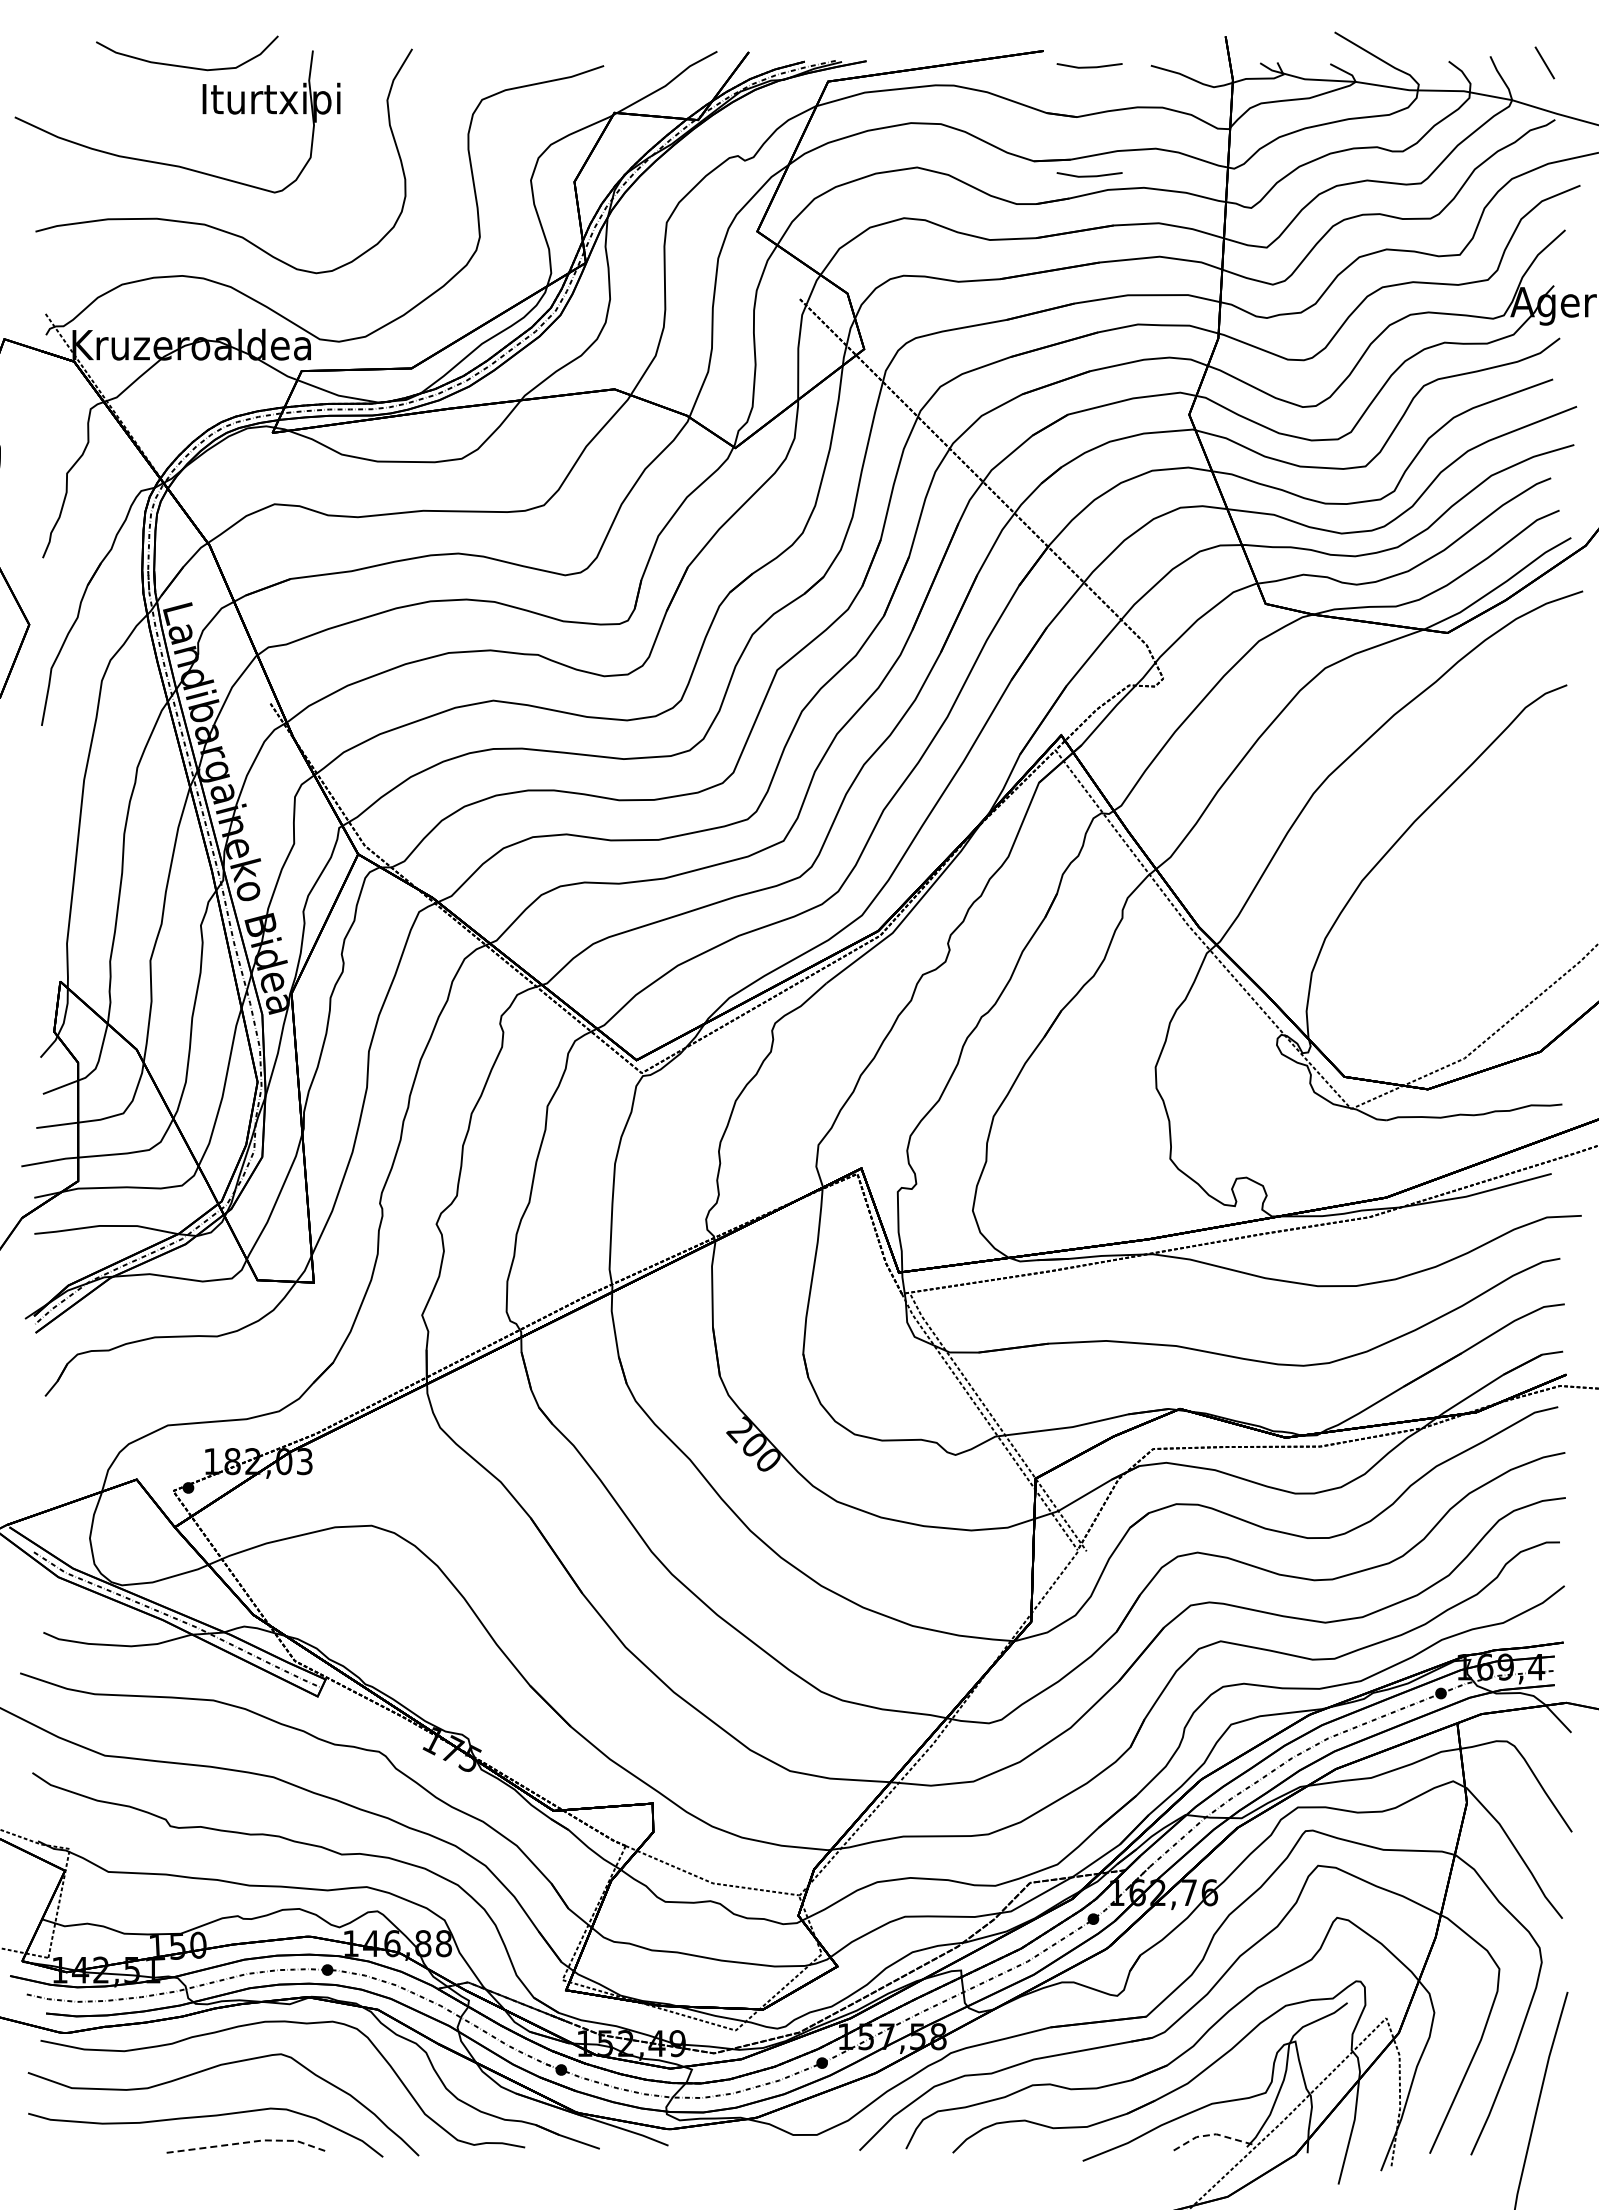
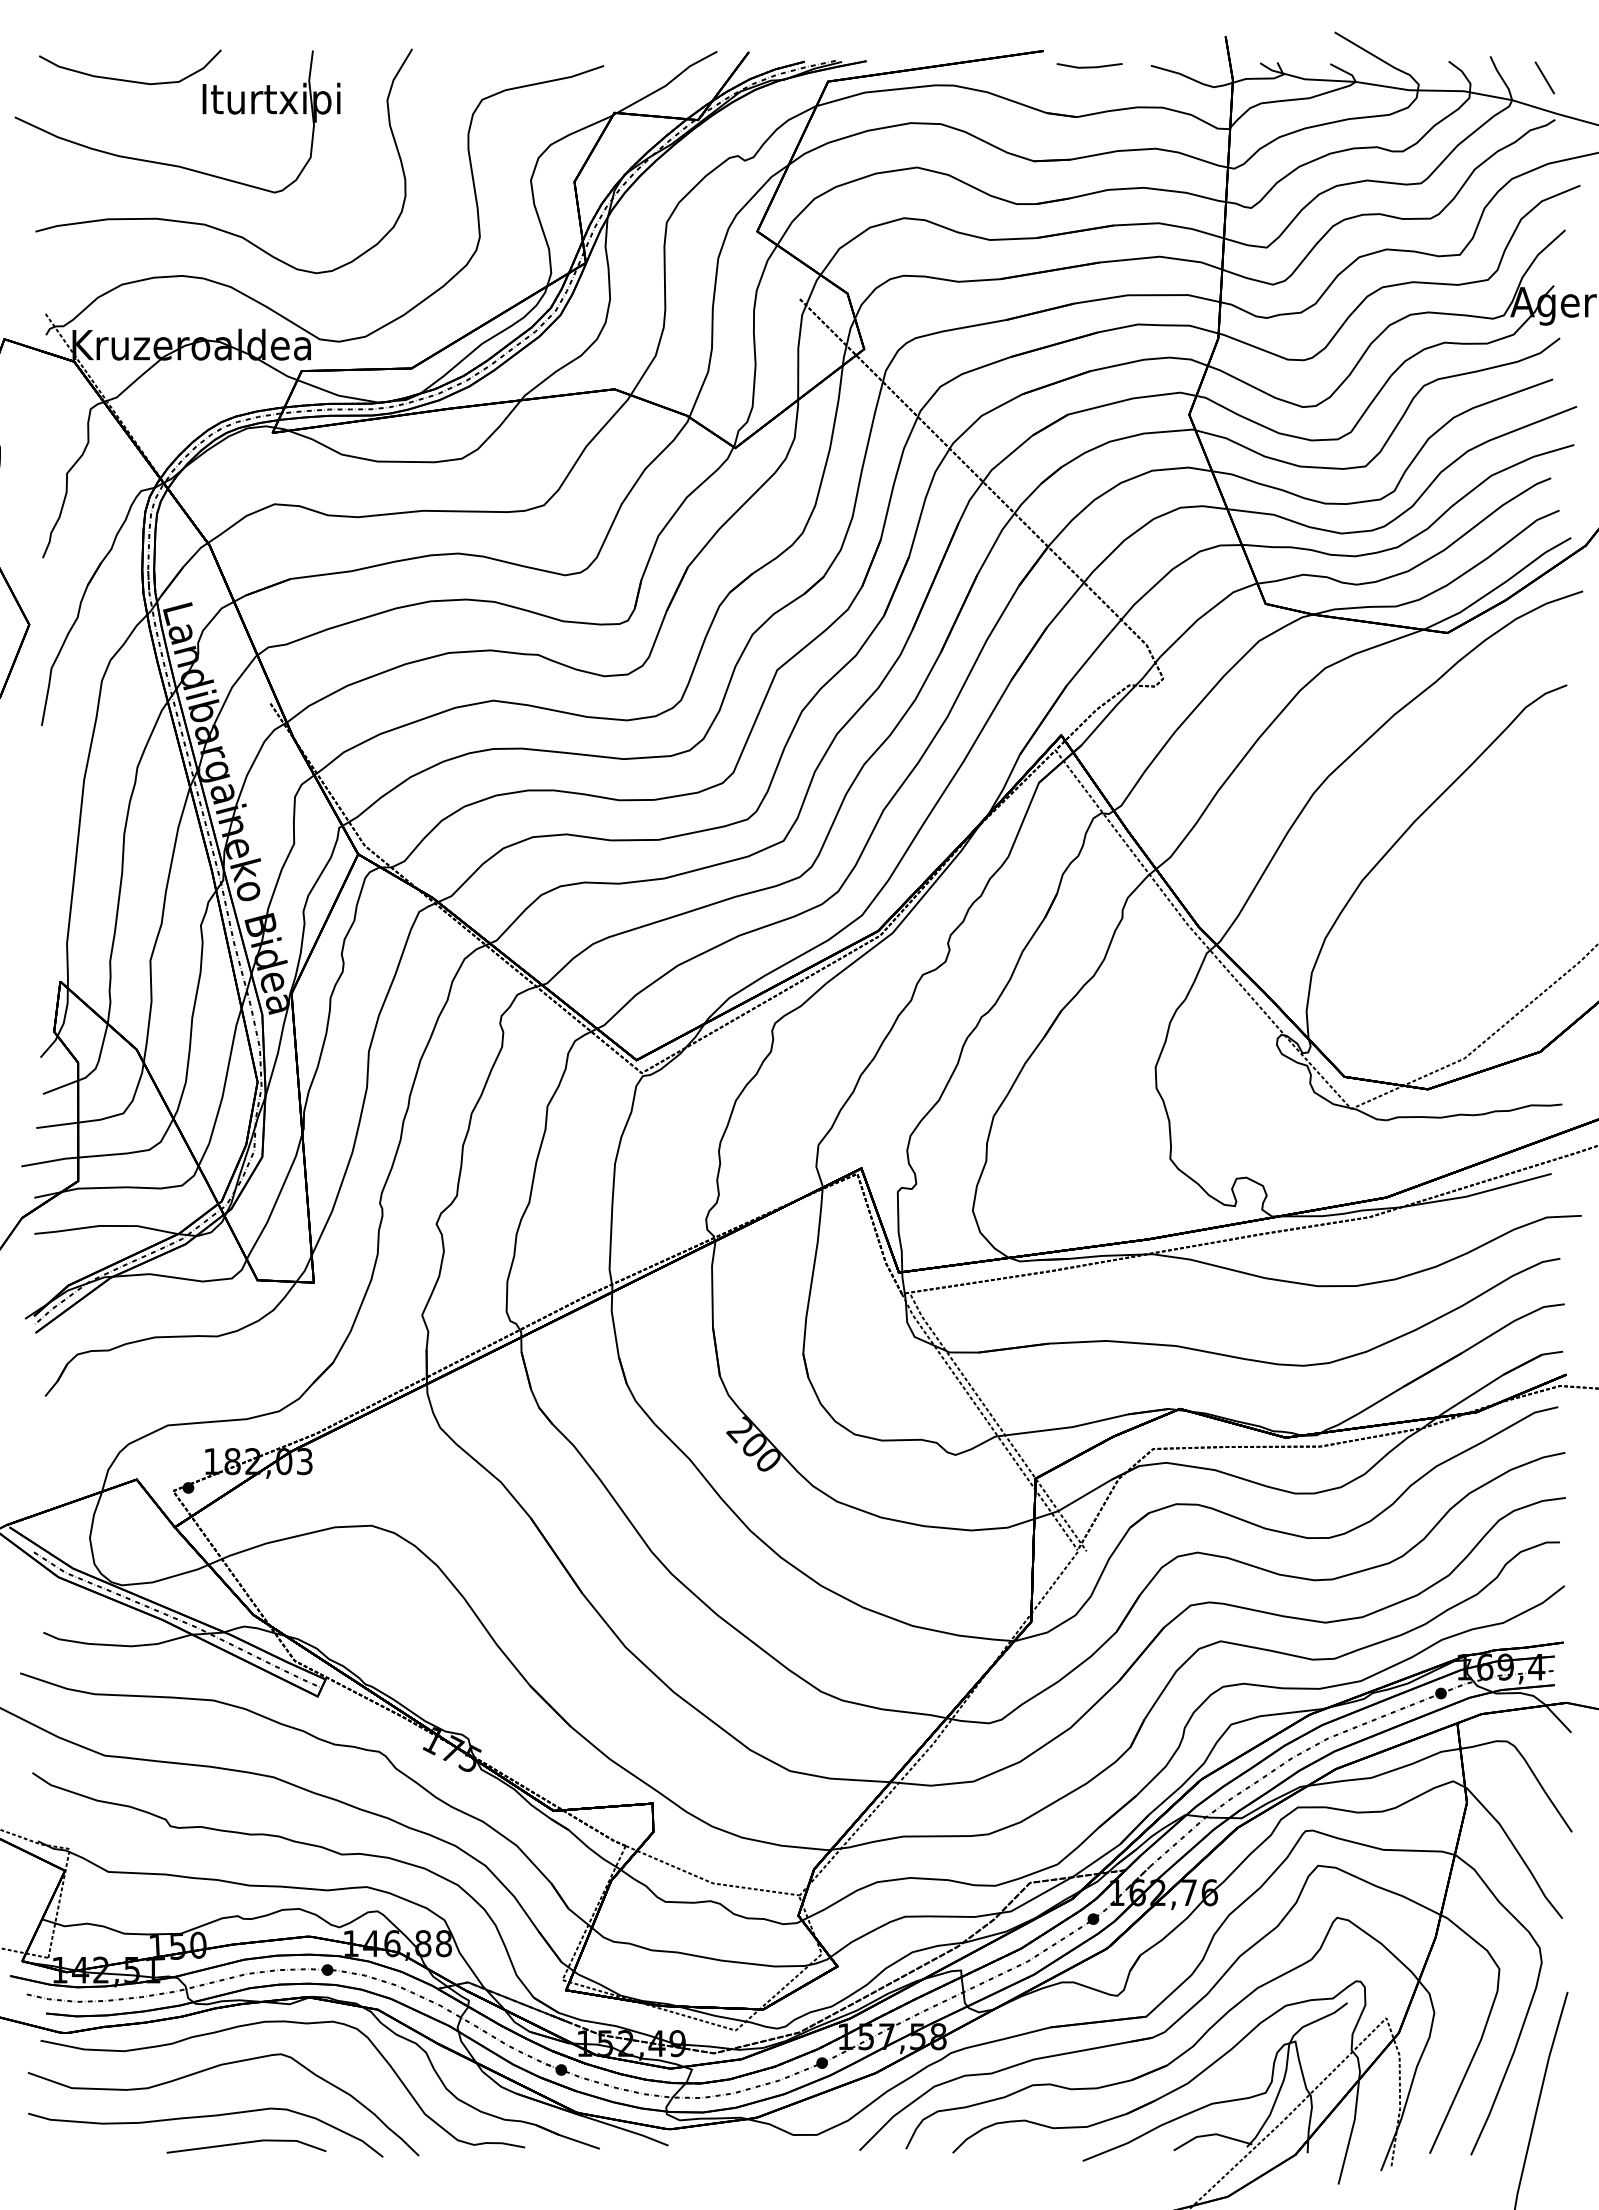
line position: (1544, 62) -> (1544, 77) (1544, 77)
curve position: (182, 65) -> (125, 79) (125, 79)
line: present -> none (1089, 175)
line: dashed -> solid (1212, 2134)
line: dashed -> solid (248, 2142)
